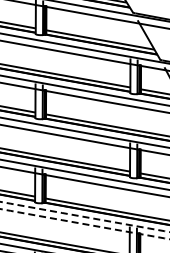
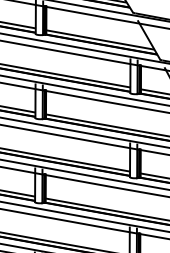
arc: dashed -> solid (85, 217)
arc: dashed -> solid (84, 224)
